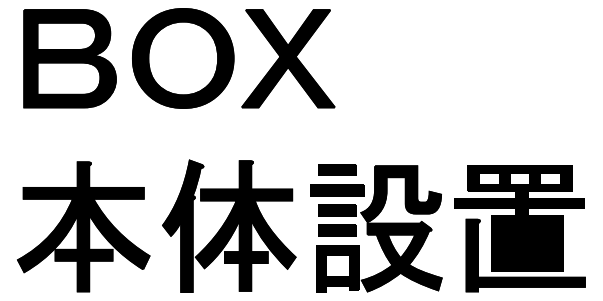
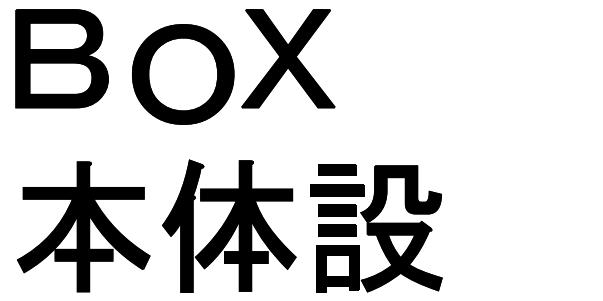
part position: (69, 58) -> (61, 58) (61, 58)
part position: (183, 58) -> (183, 74) (183, 74)
part: present -> none (519, 228)
